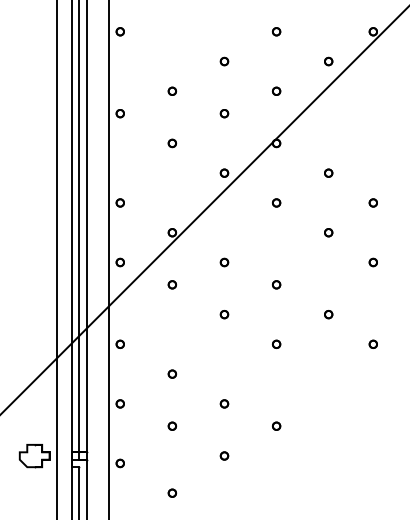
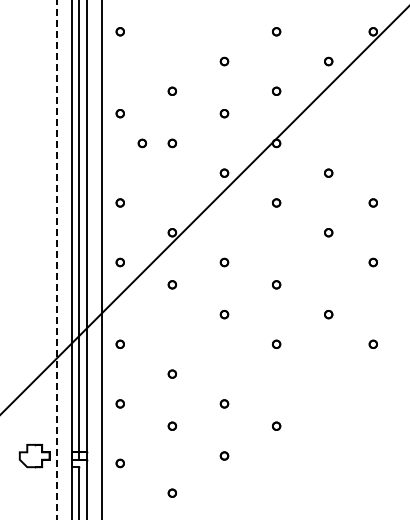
part: none -> present (142, 143)
line position: (109, 259) -> (102, 259) (102, 259)
line: solid -> dashed (57, 260)
